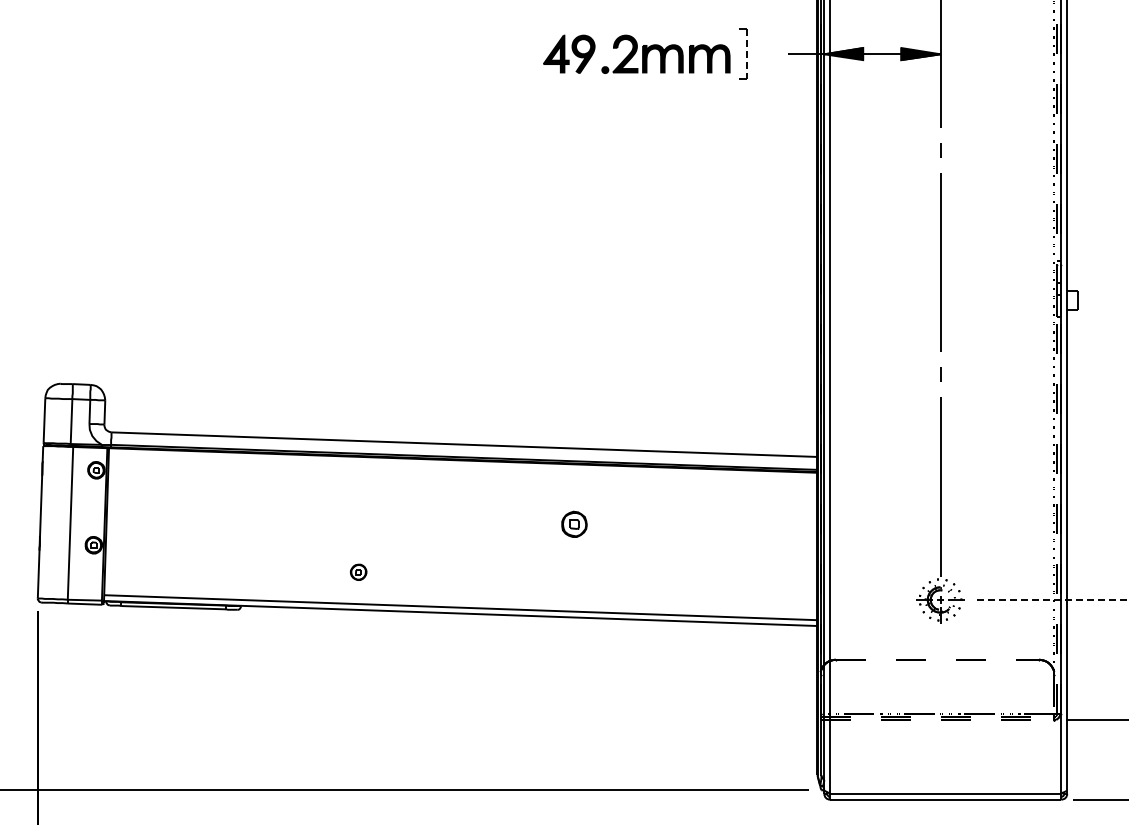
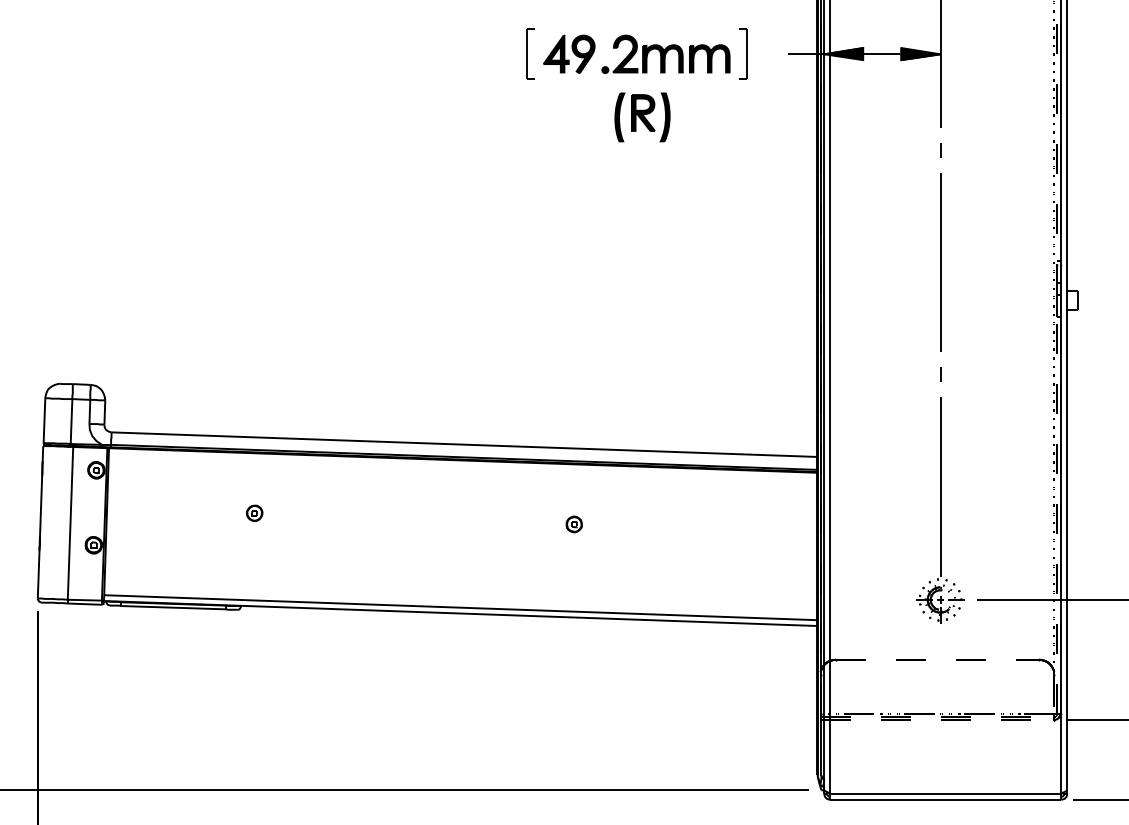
part: none -> present (530, 53)
line: dashed -> solid (746, 54)
part: none -> present (642, 117)
part size: 27x28 px -> 18x19 px (573, 524)
part position: (358, 571) -> (254, 512) (254, 512)
line: dashed -> solid (1052, 599)
